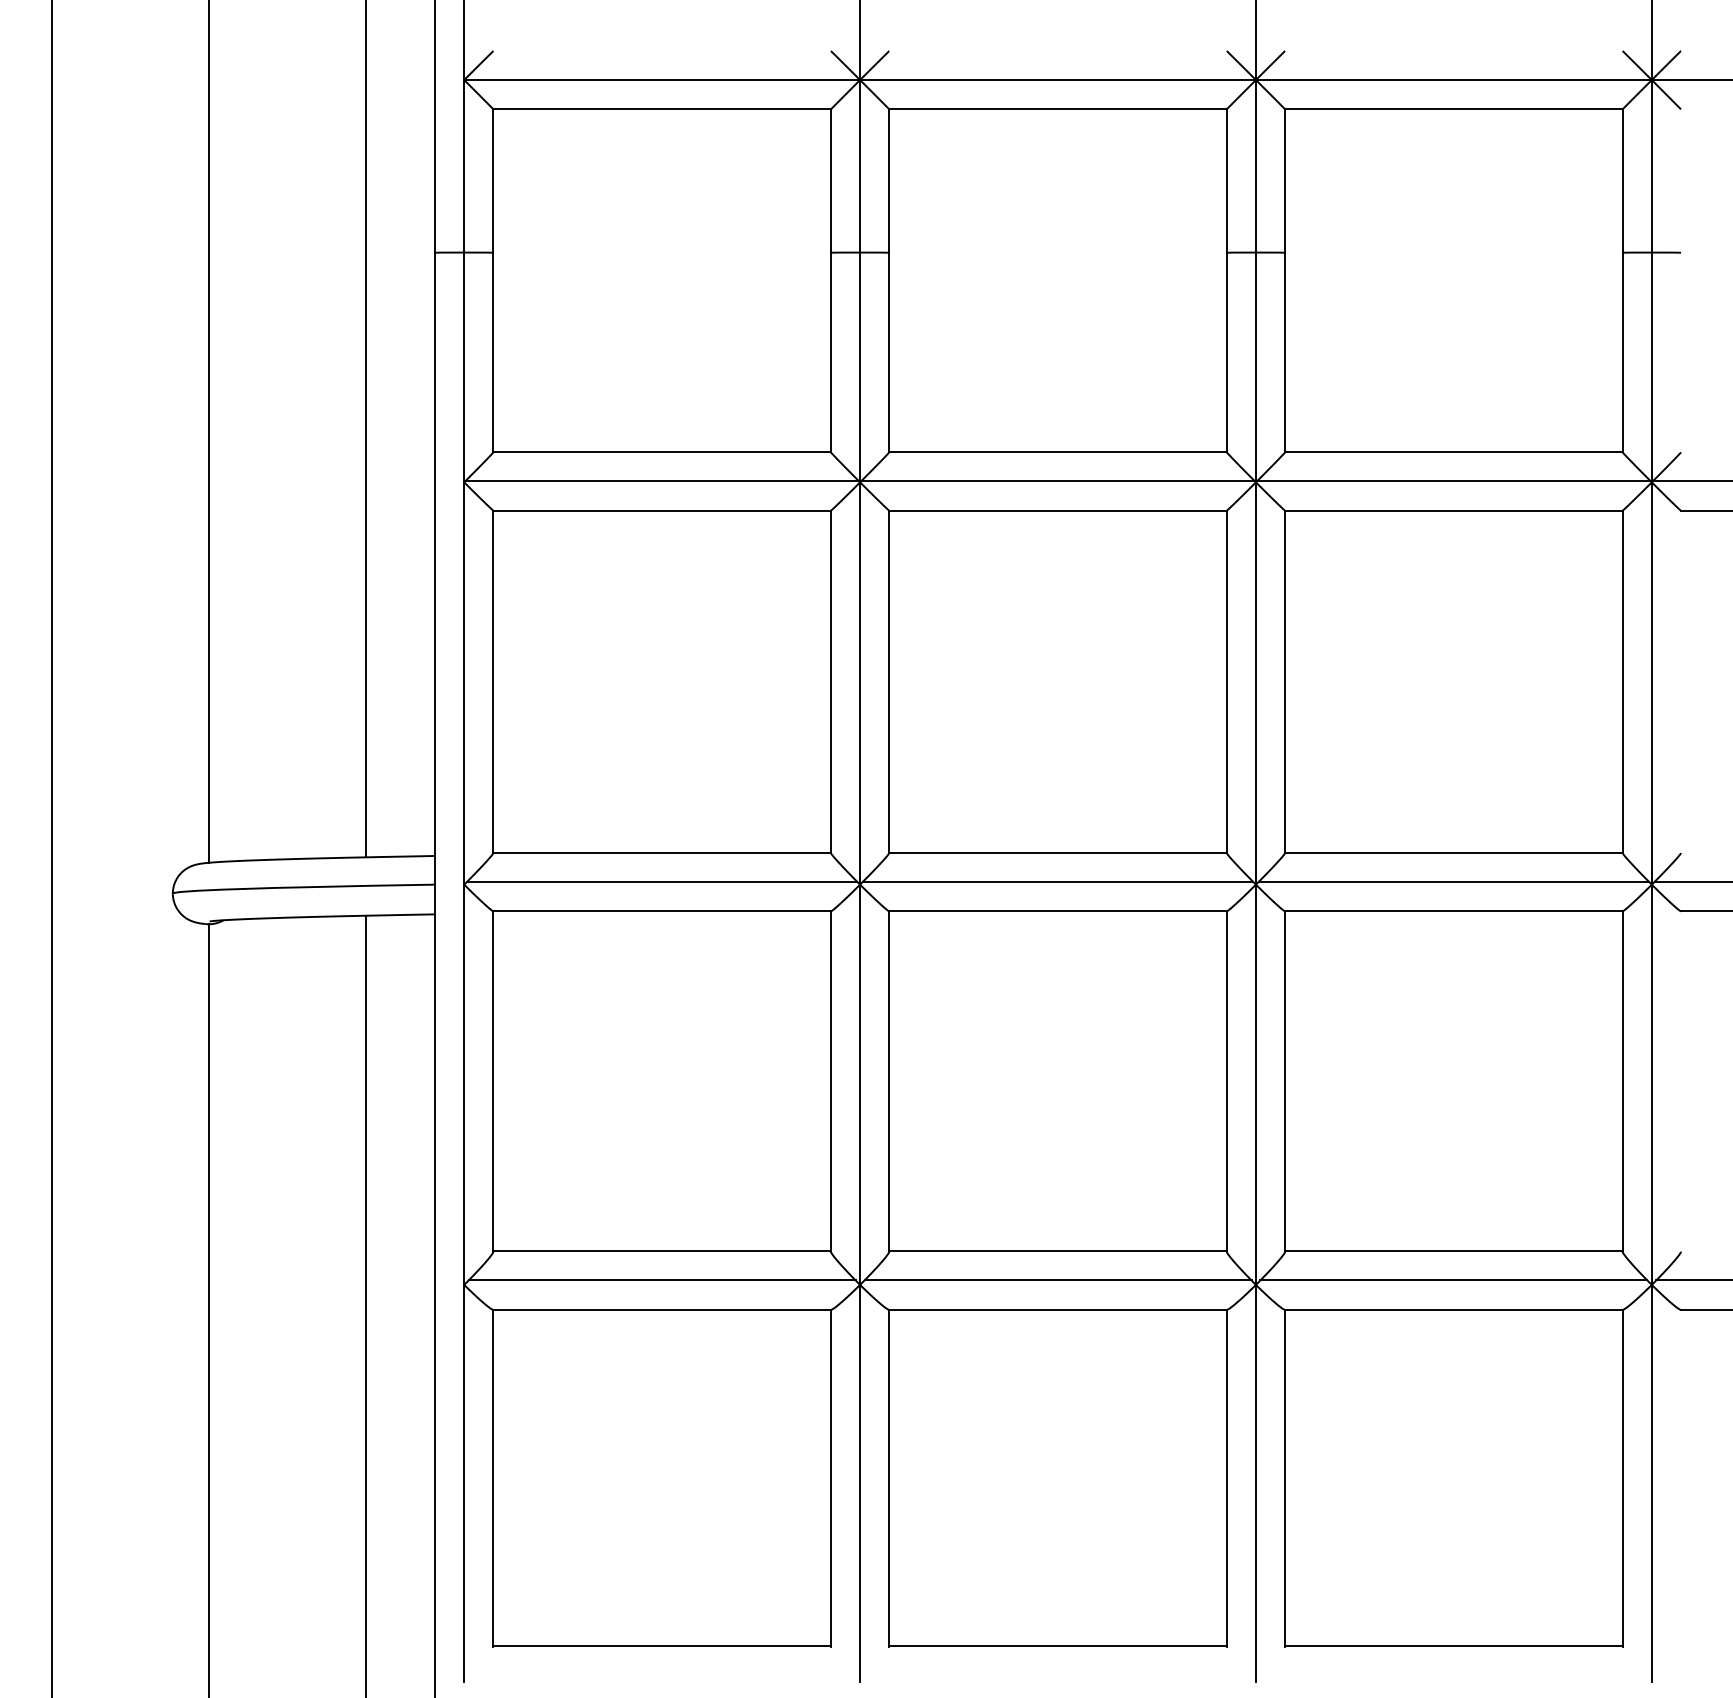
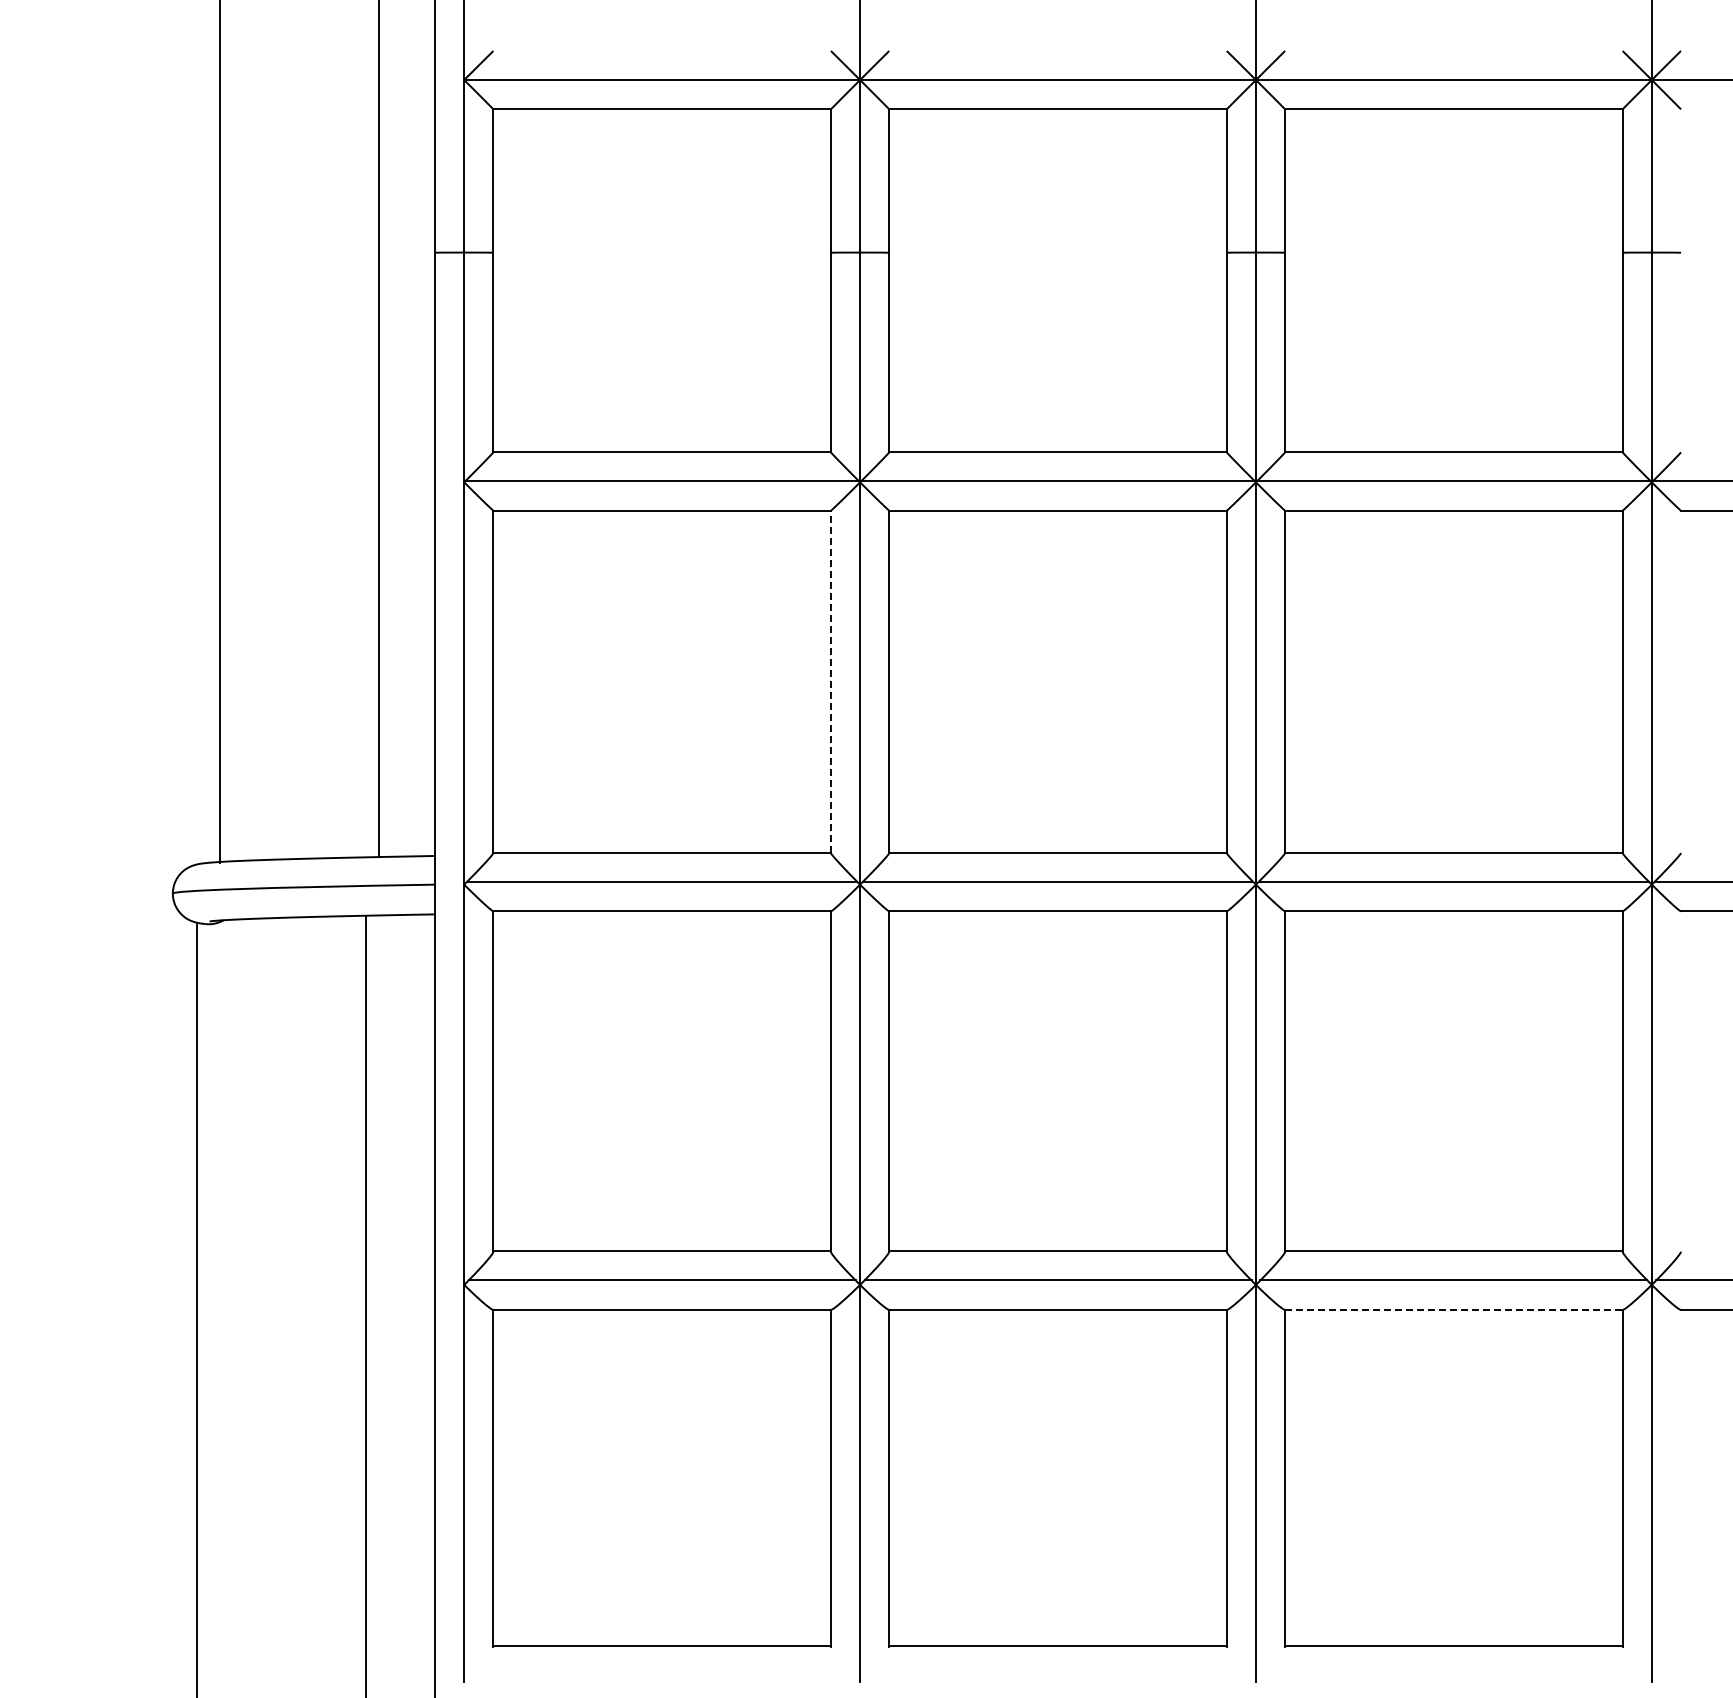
line position: (365, 429) -> (378, 429) (378, 429)
line position: (208, 432) -> (219, 432) (219, 432)
line: solid -> dashed (830, 681)
line: present -> none (51, 848)
line position: (208, 1309) -> (196, 1309) (196, 1309)
line: solid -> dashed (1454, 1309)
